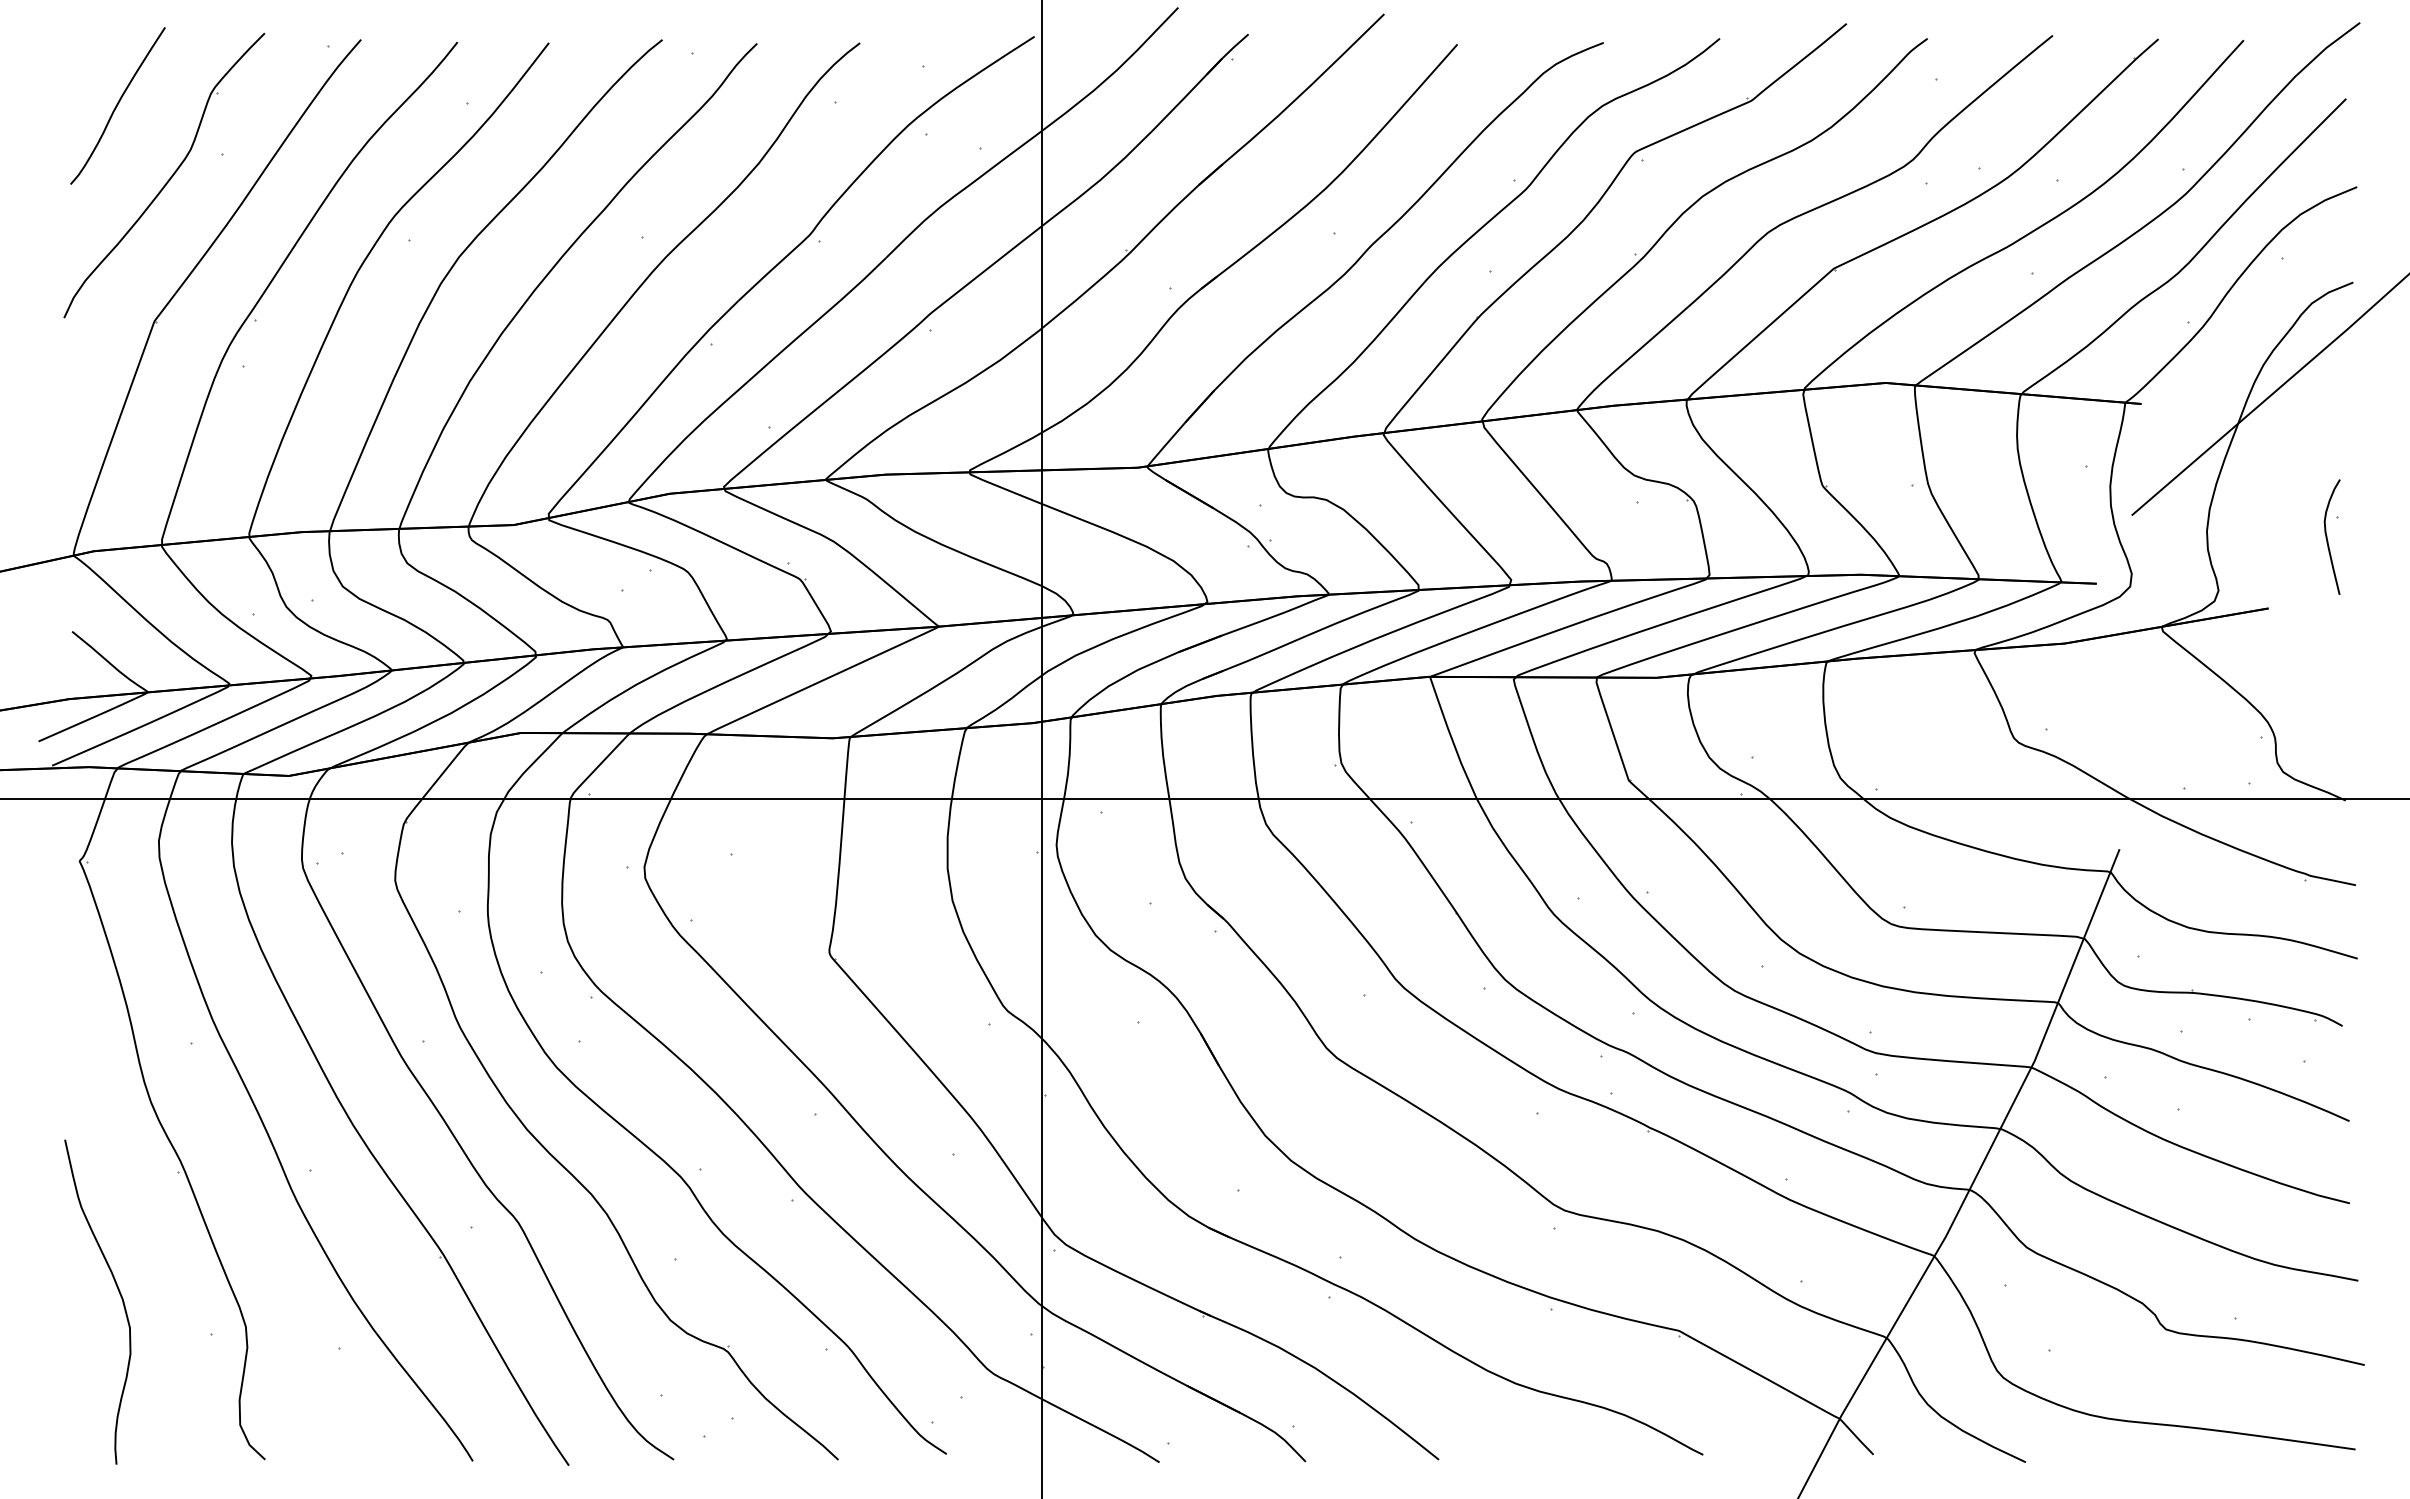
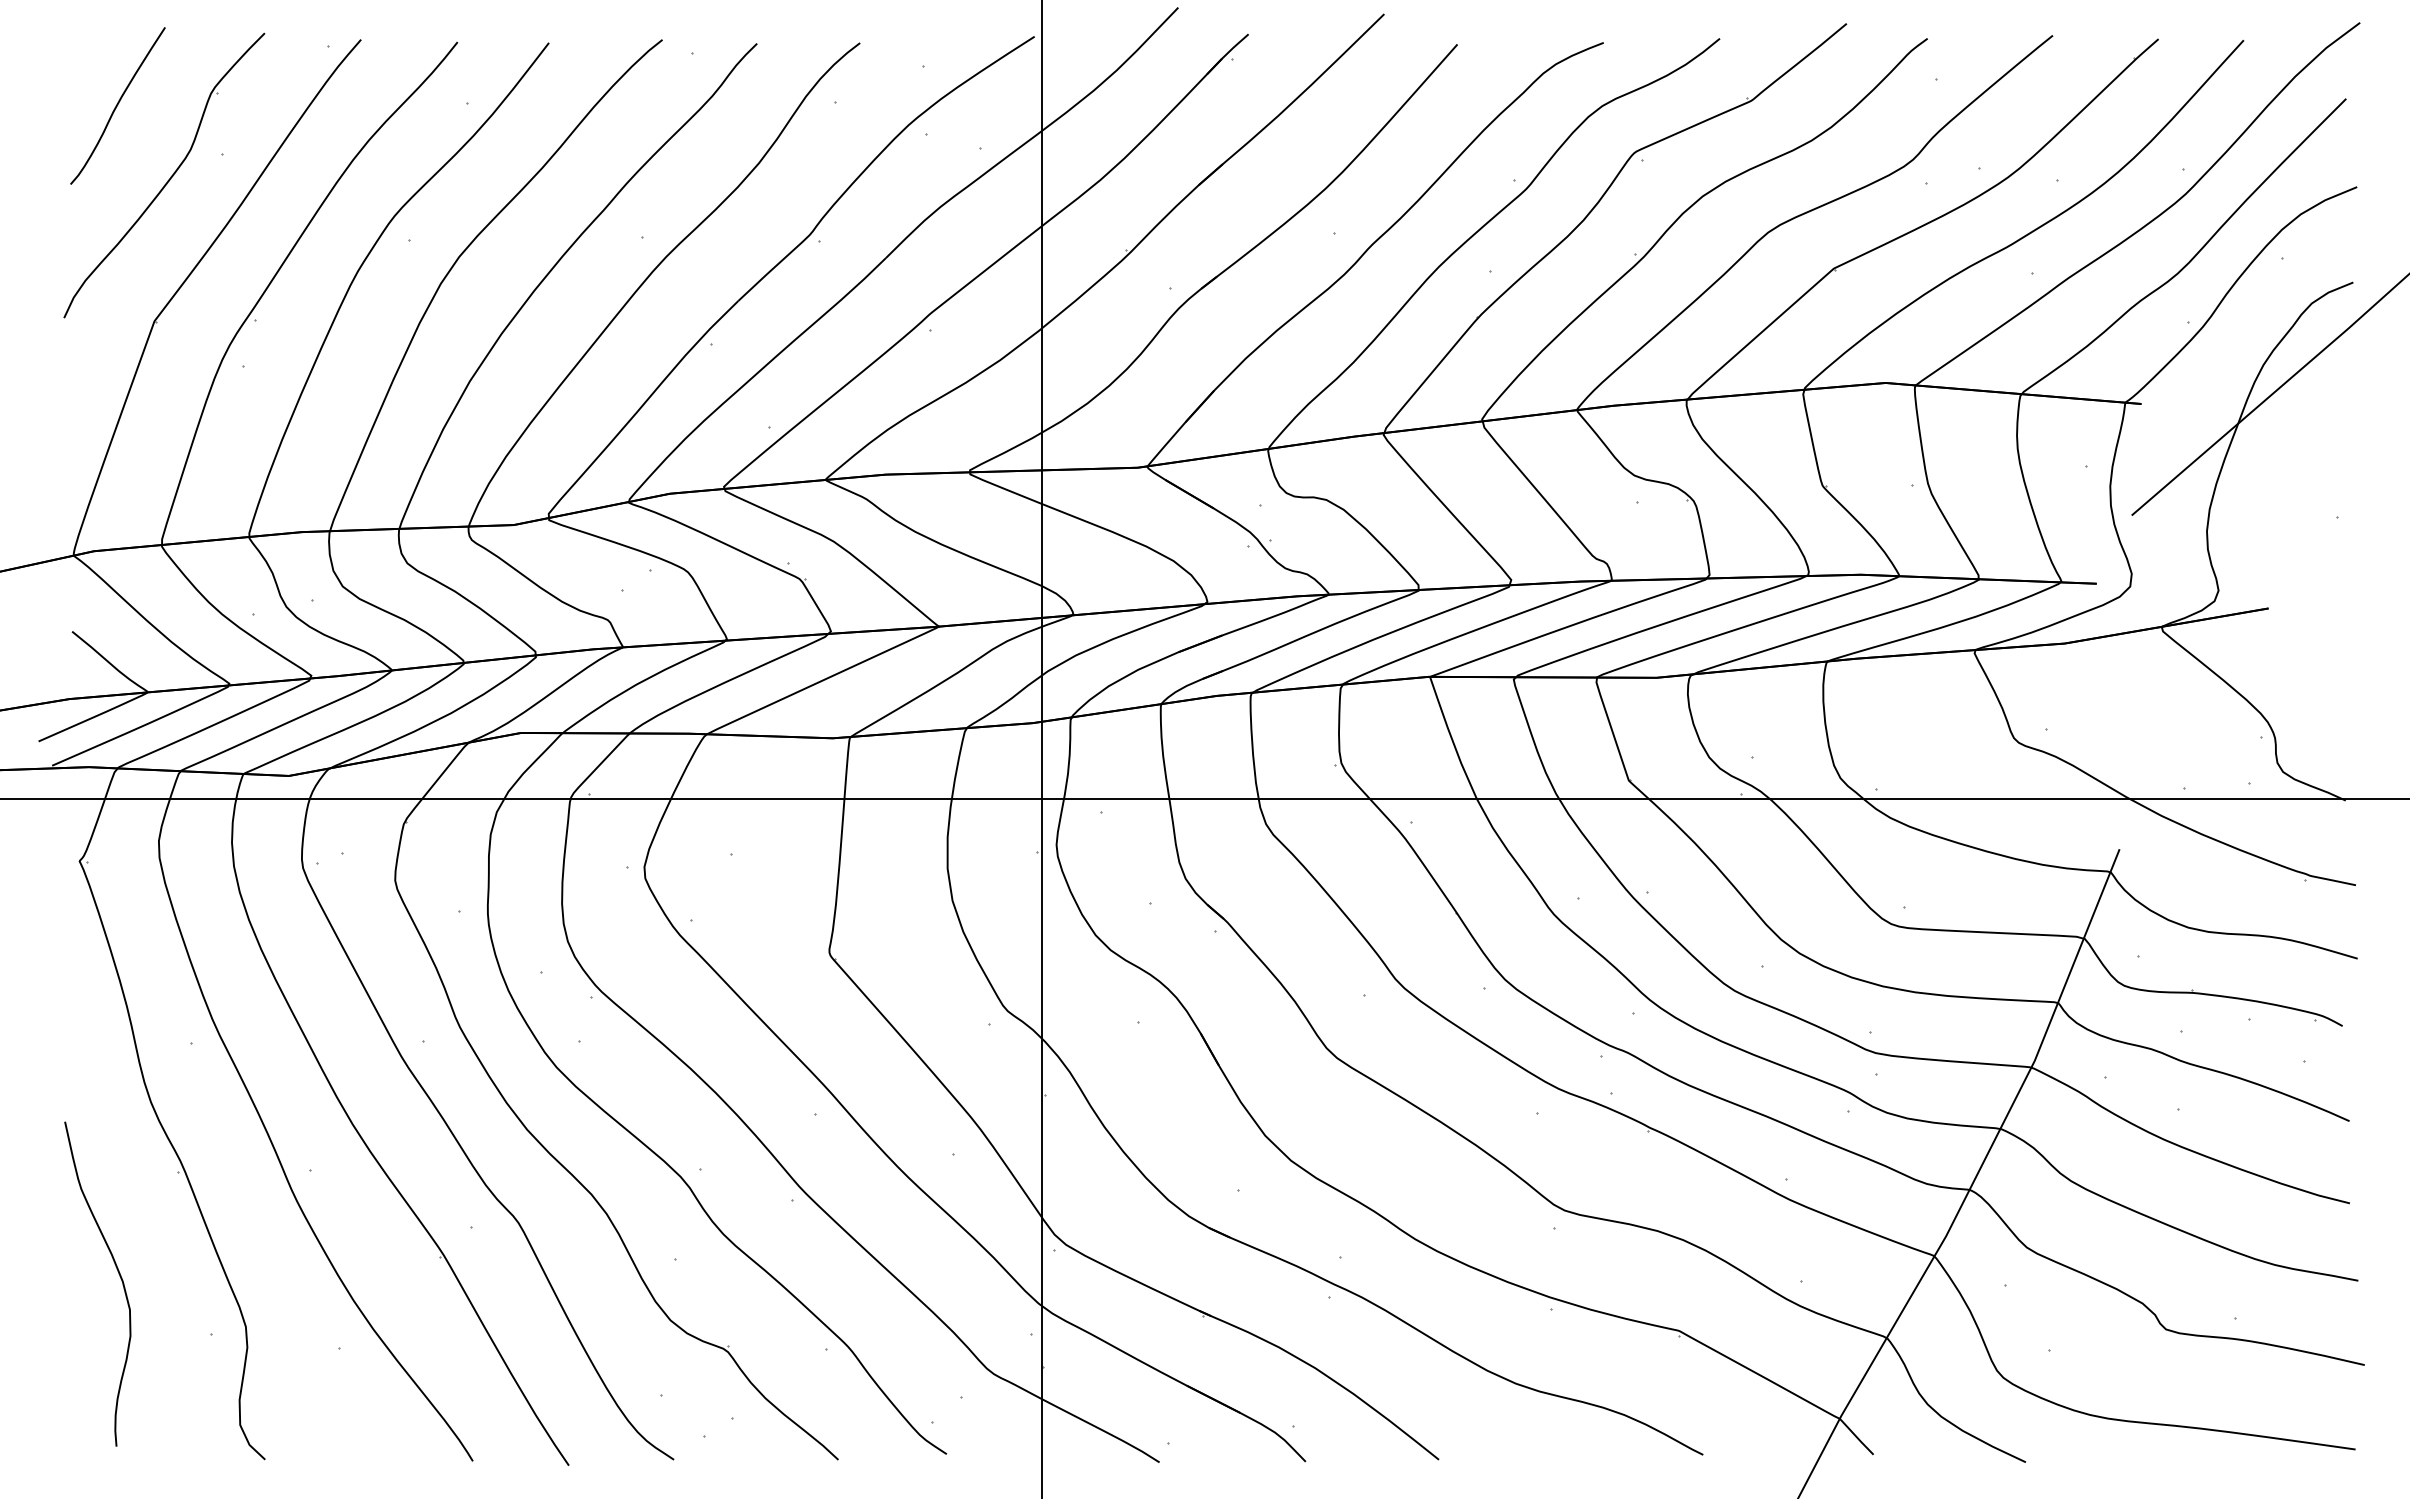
curve: present -> none (2327, 536)
curve position: (118, 1292) -> (118, 1274) (118, 1274)
